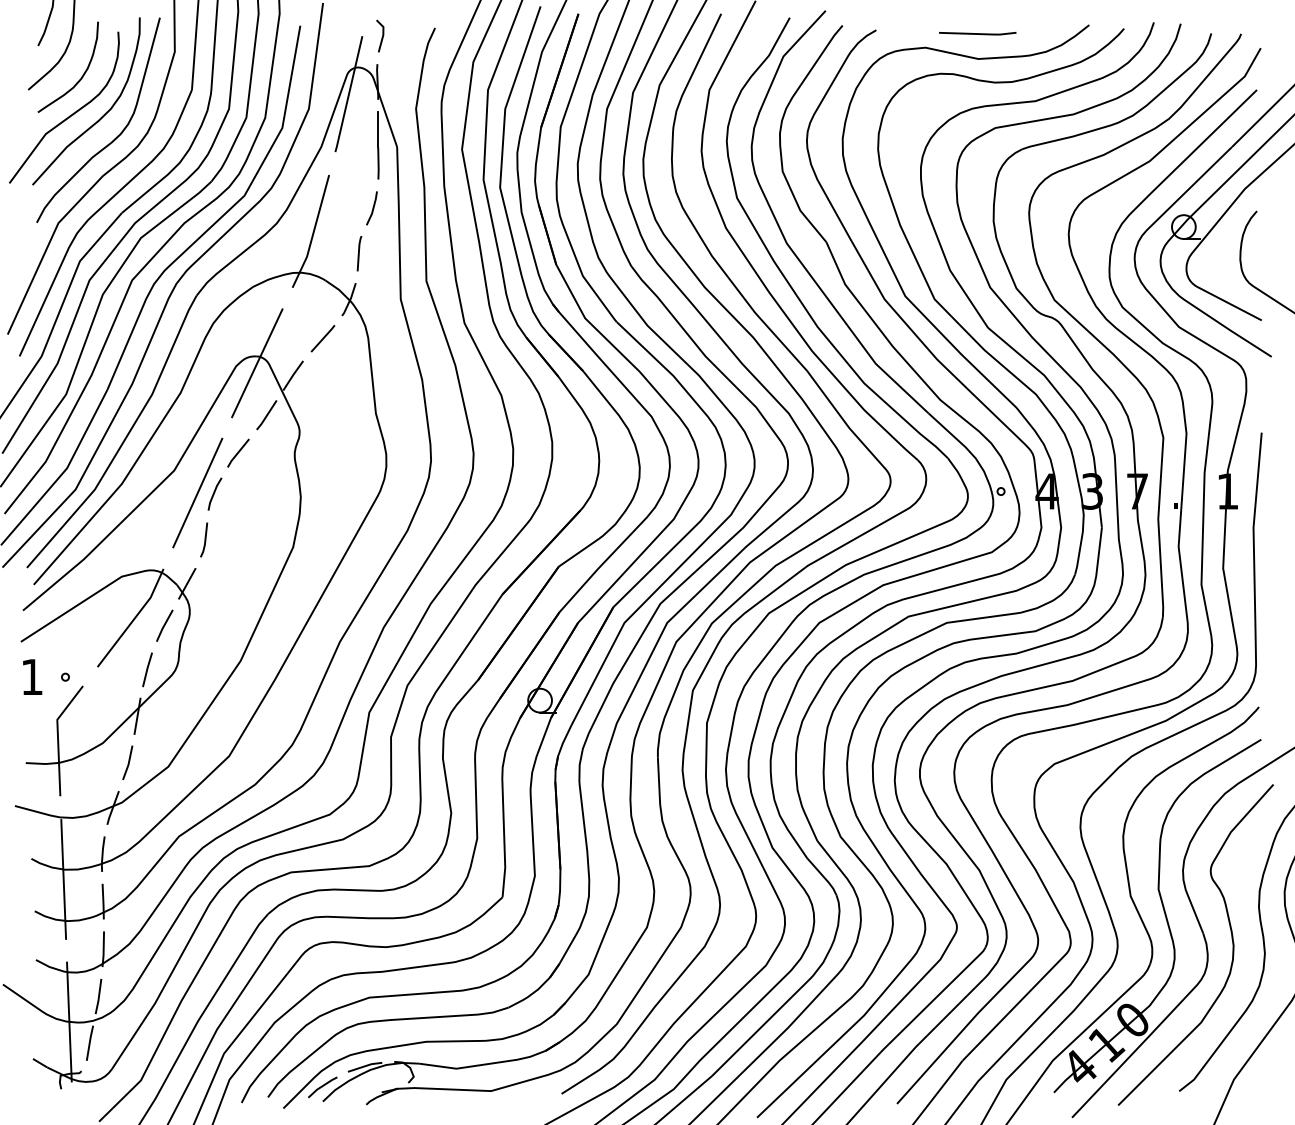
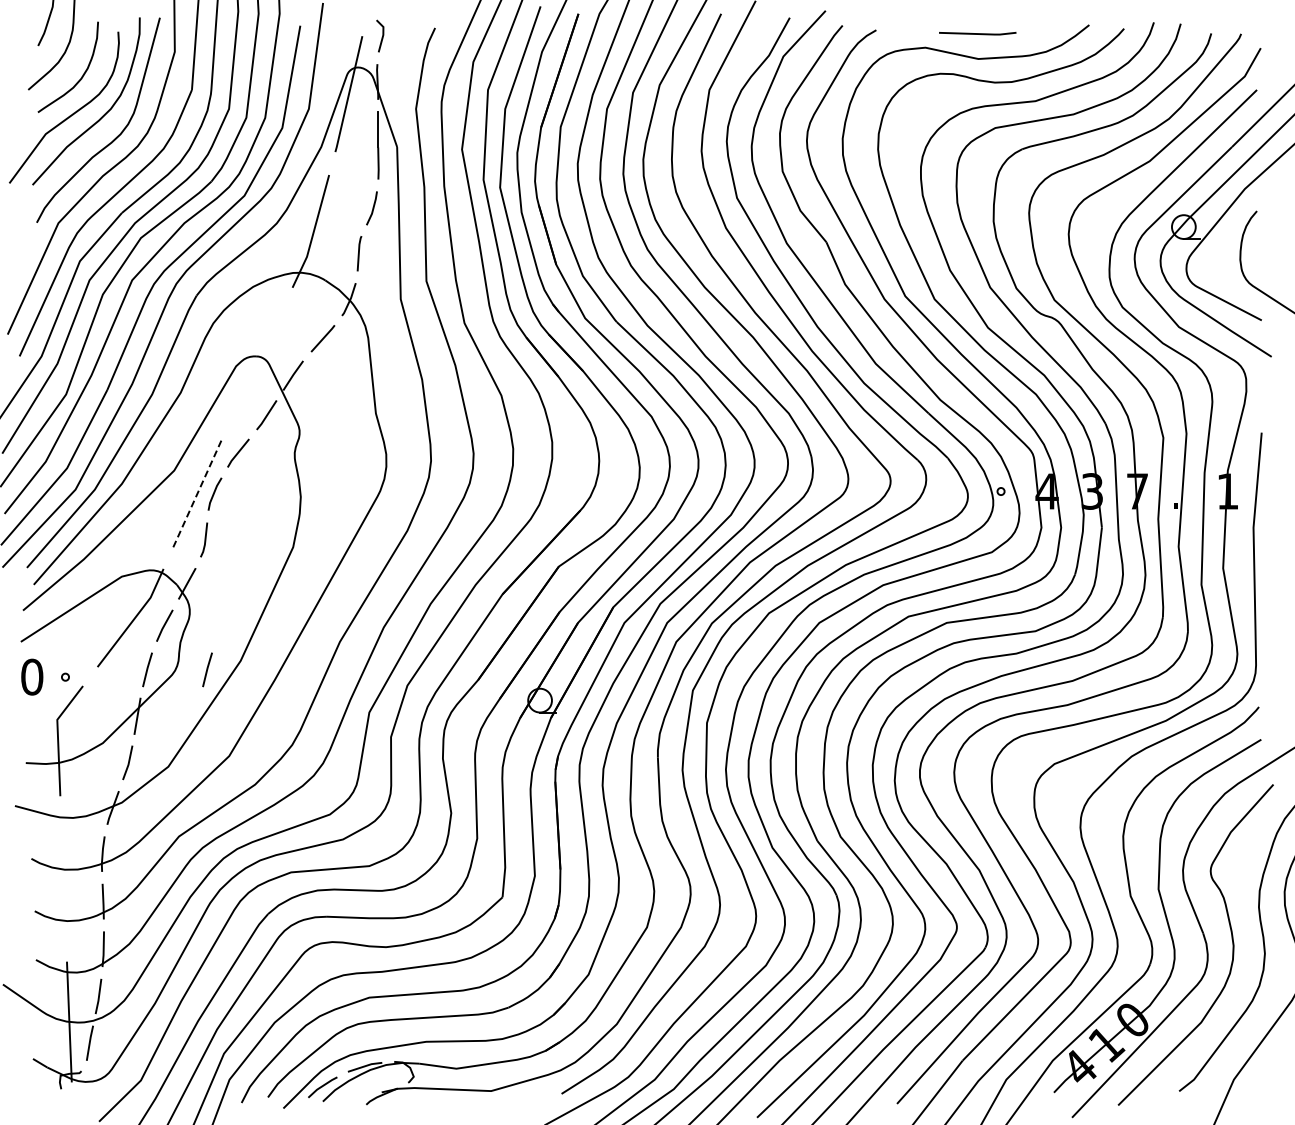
line: present -> none (257, 363)
line: solid -> dashed (197, 493)
line: none -> present (207, 669)
text: 1 -> 0 (32, 676)
line: present -> none (63, 879)
